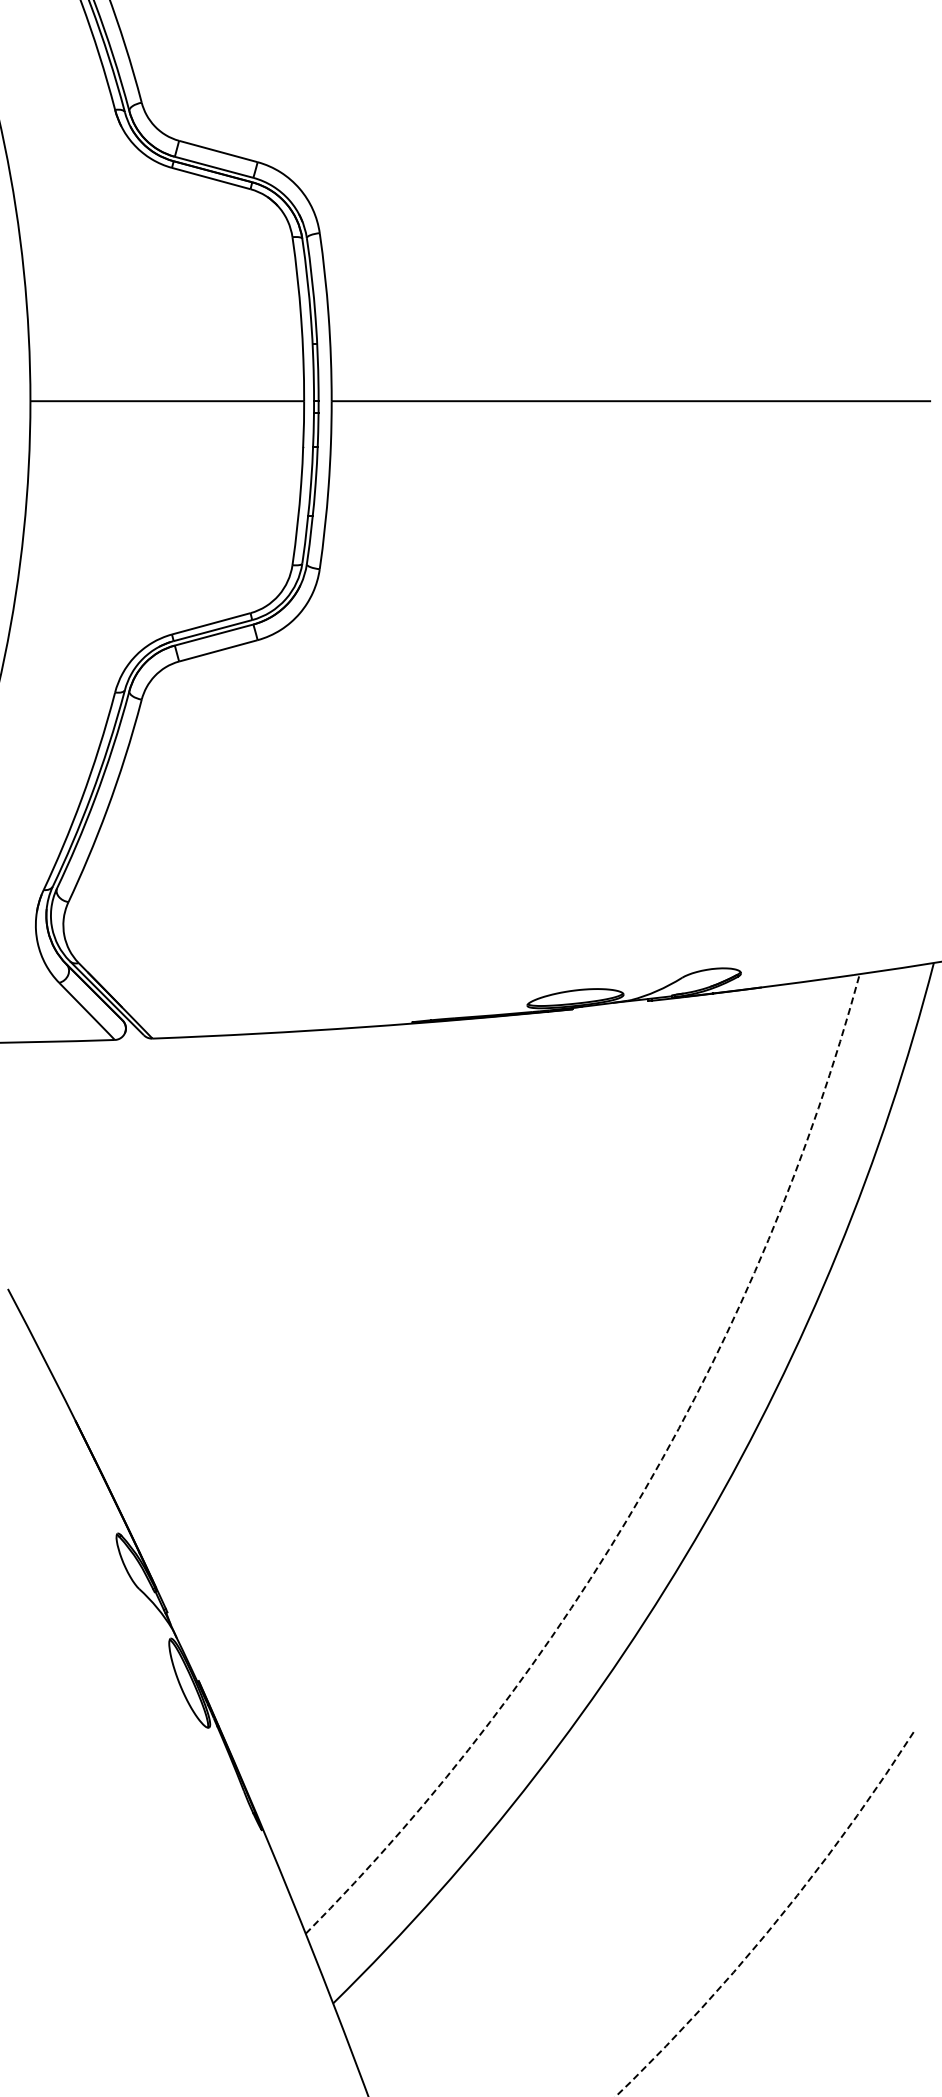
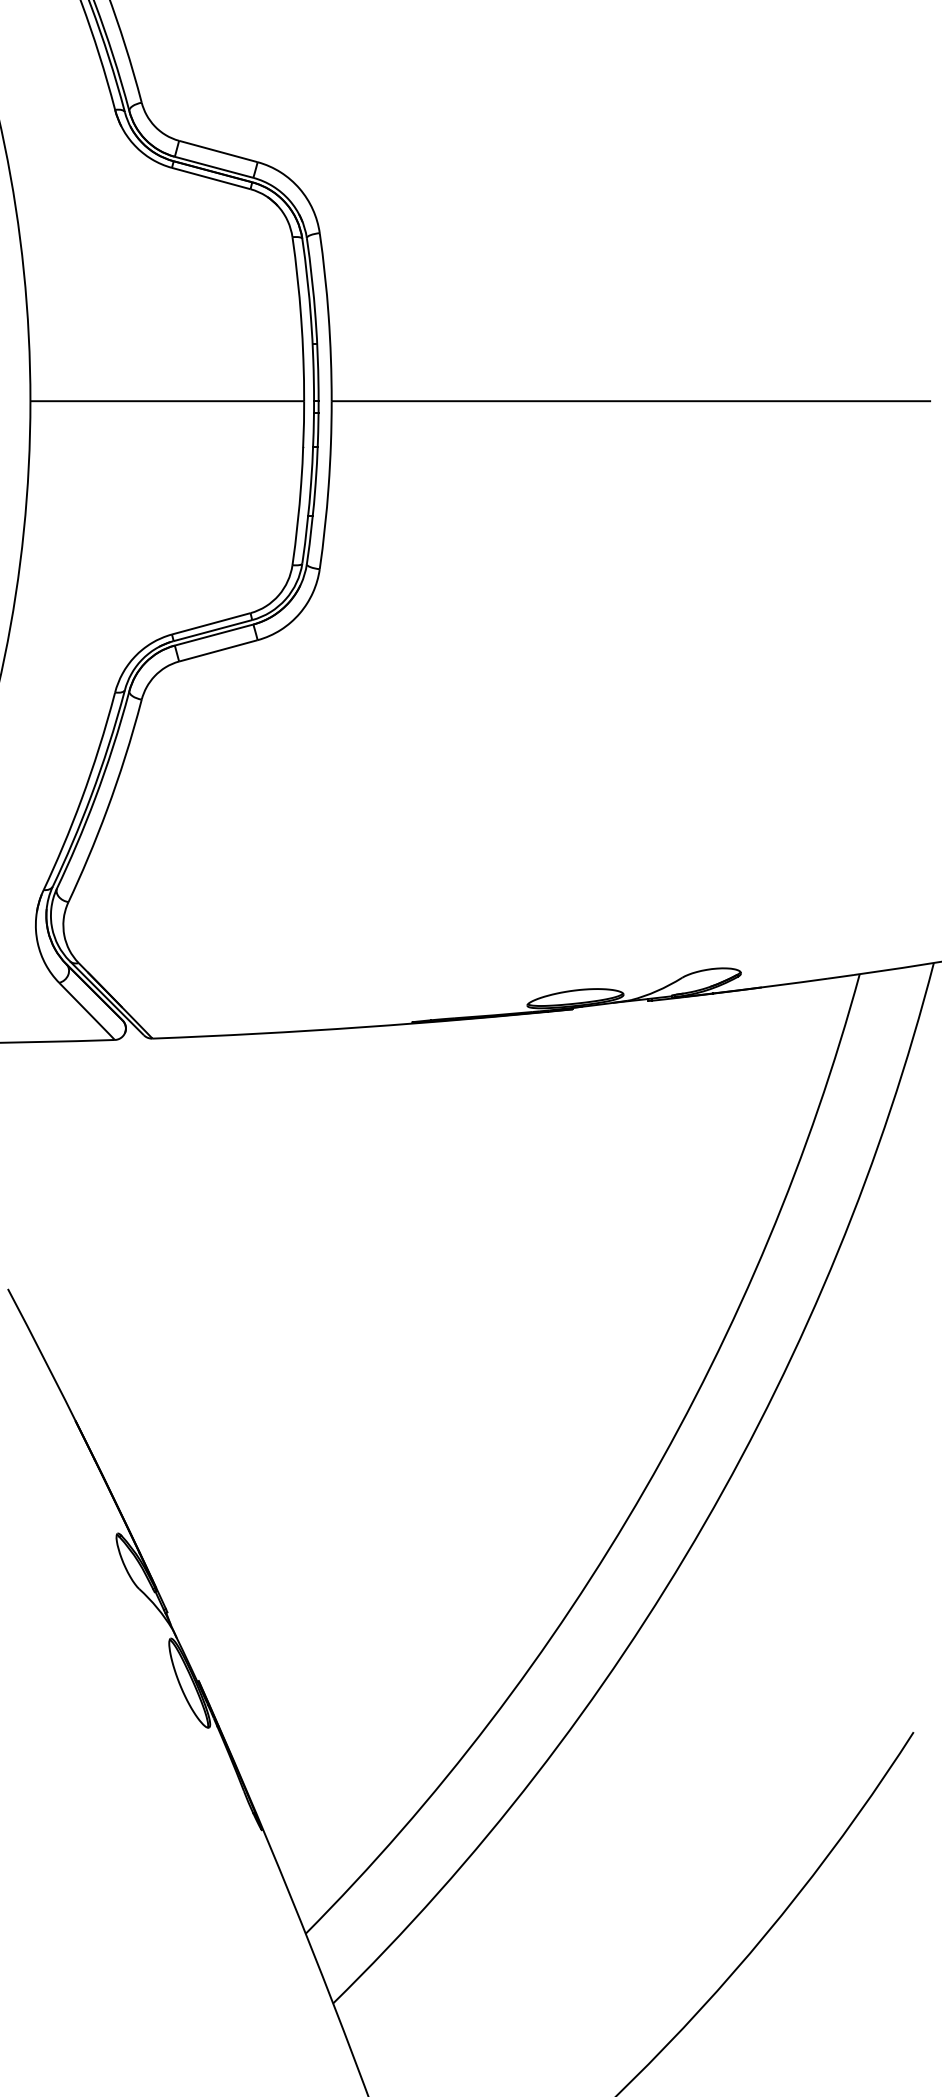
arc: dashed -> solid (644, 1489)
arc: dashed -> solid (776, 1921)
